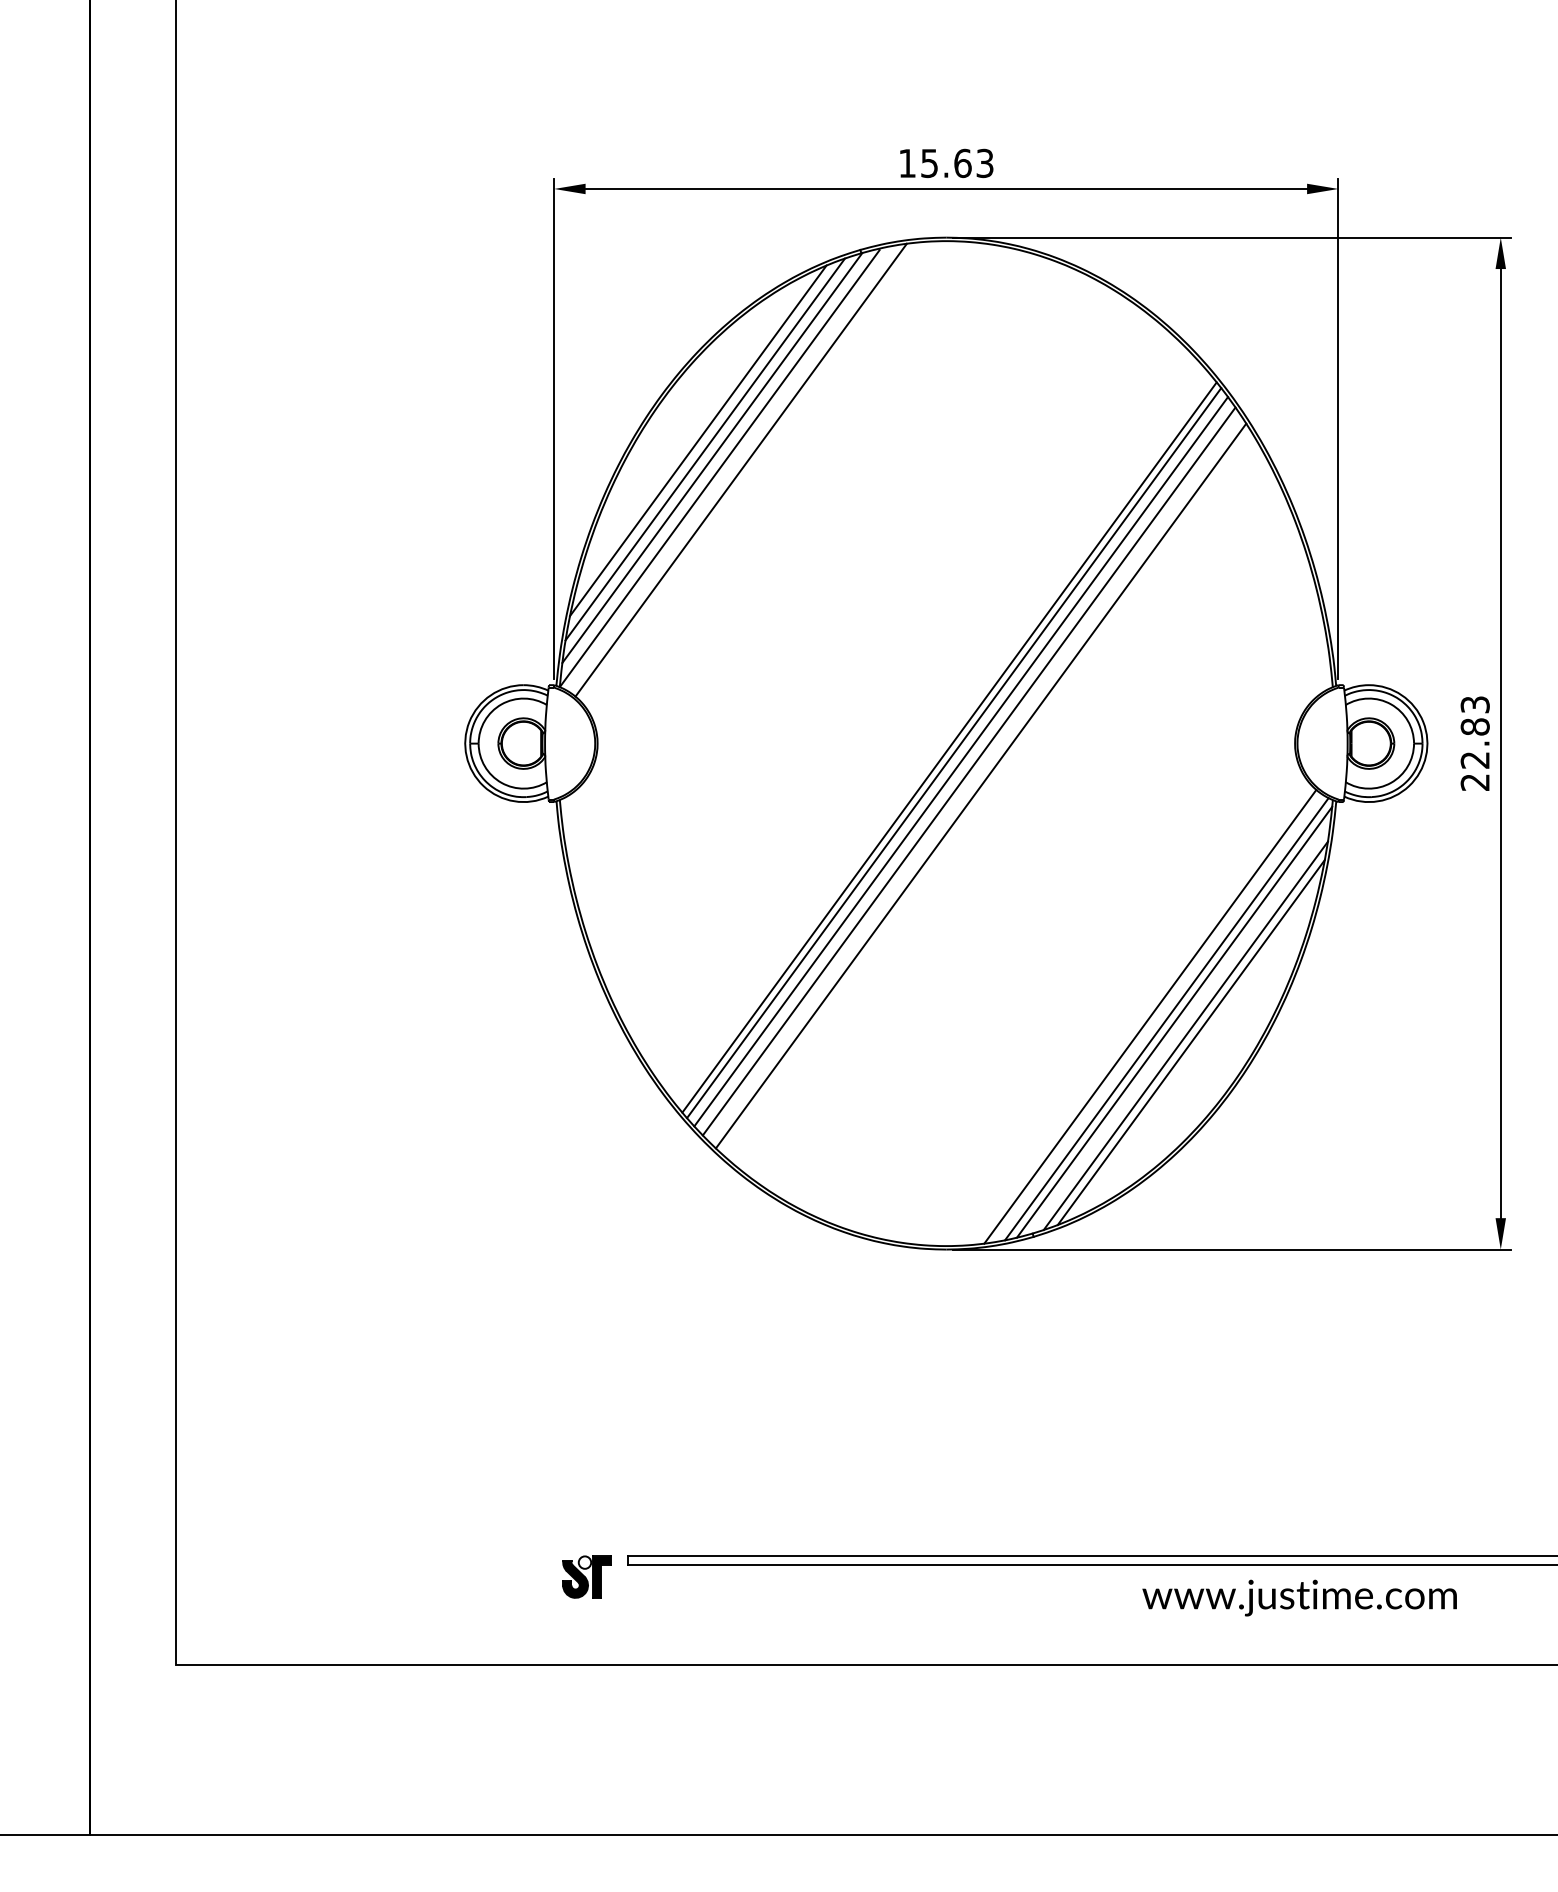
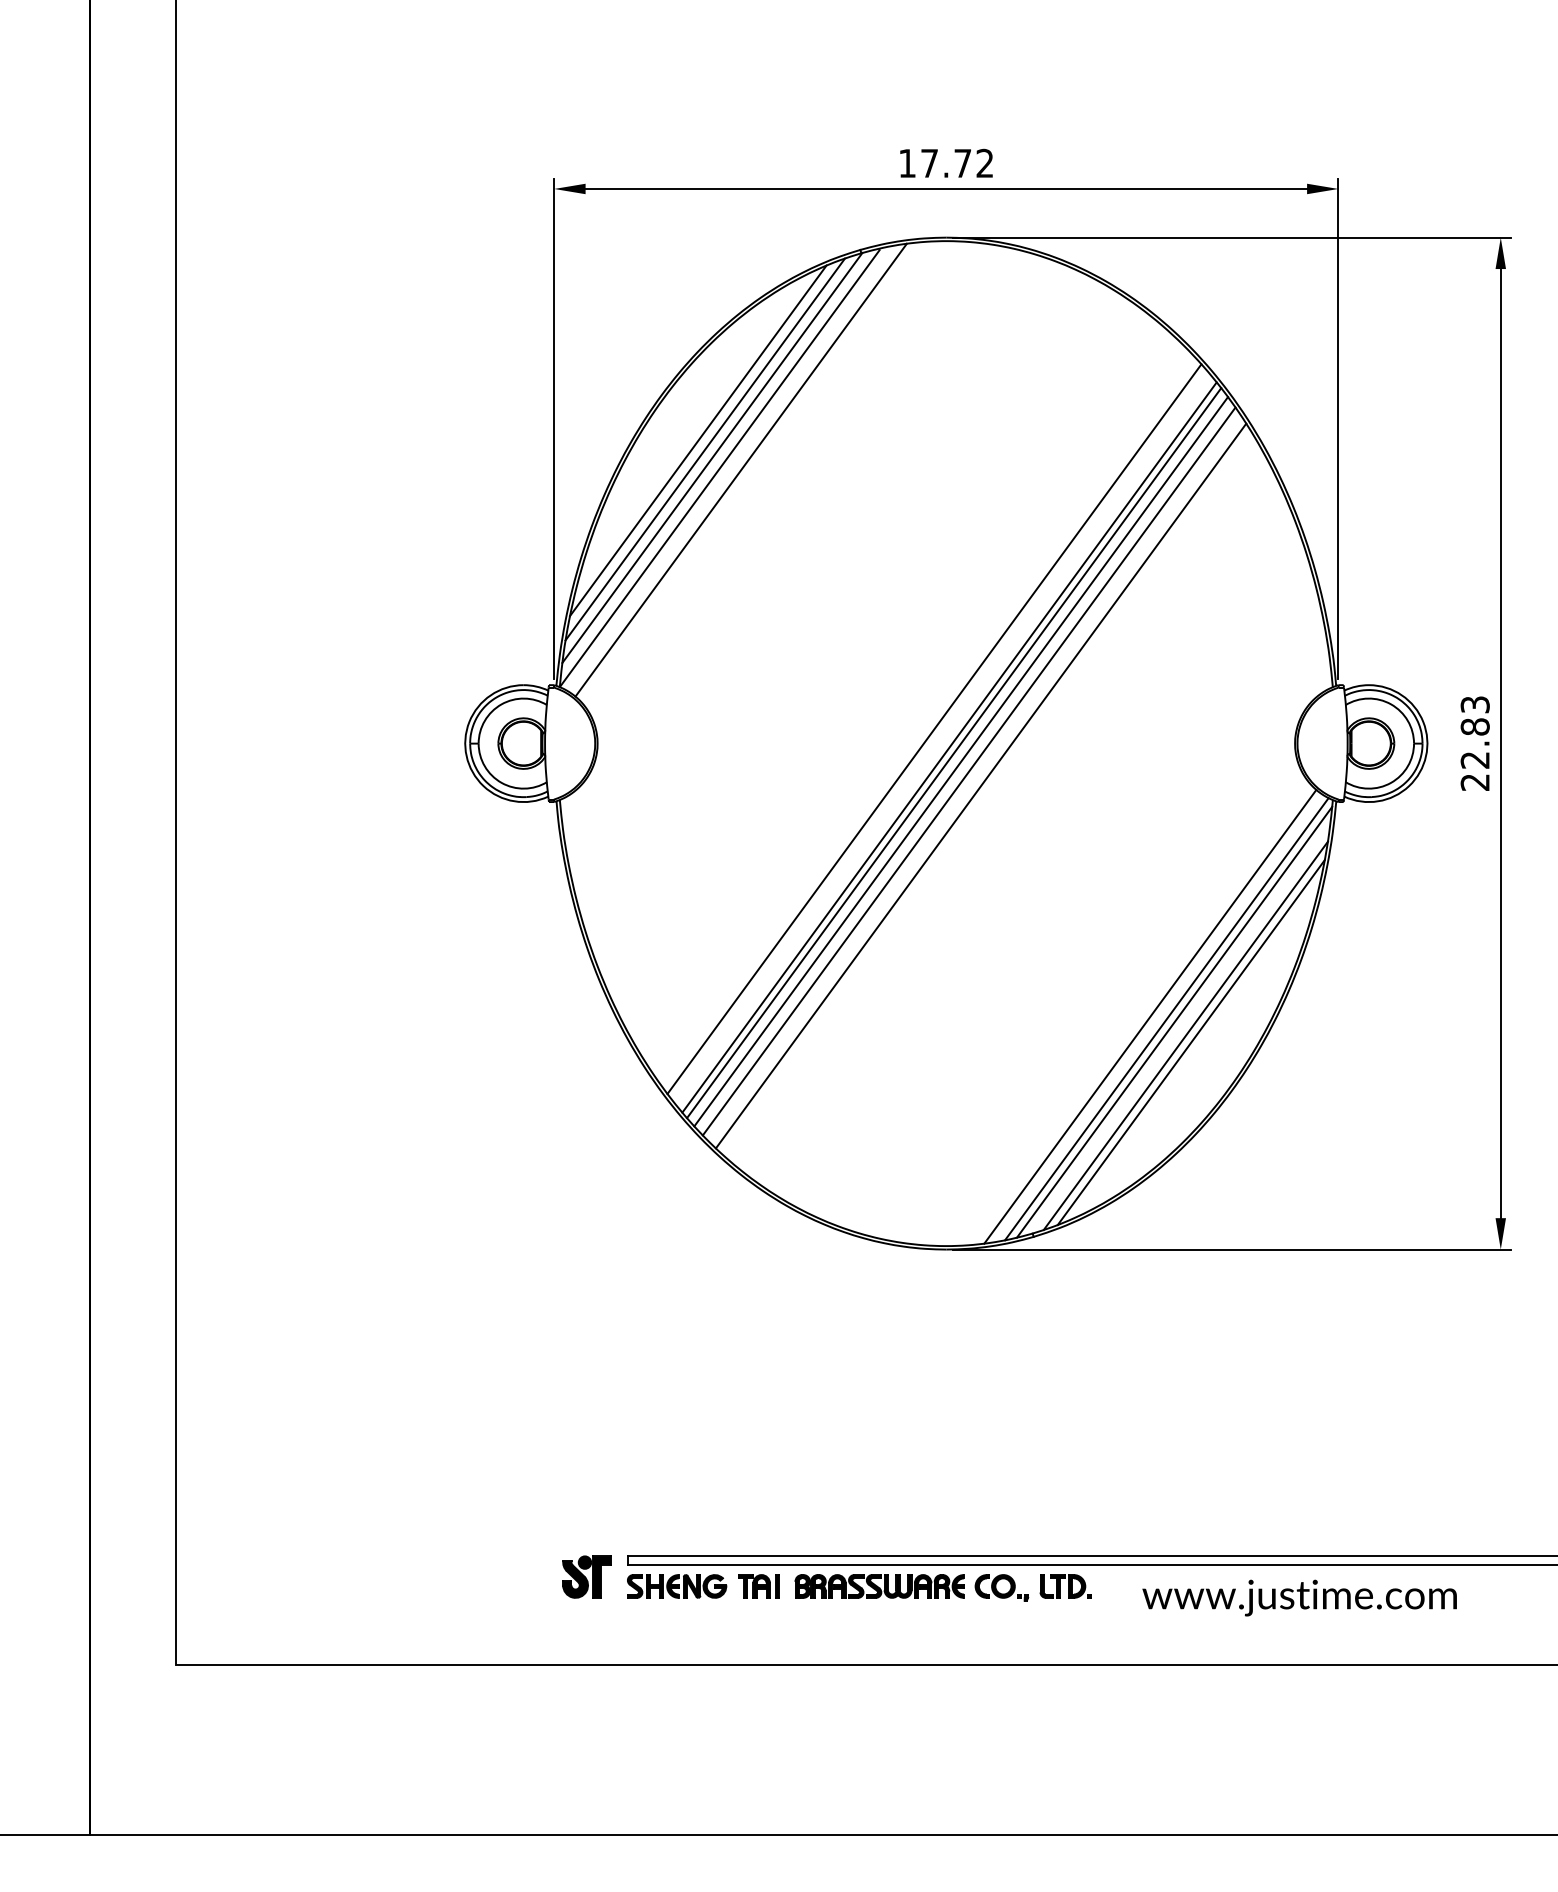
text: 15.63 -> 17.72 (957, 163)
line: none -> present (934, 728)
fill: none -> present (584, 1562)
part: none -> present (859, 1587)
